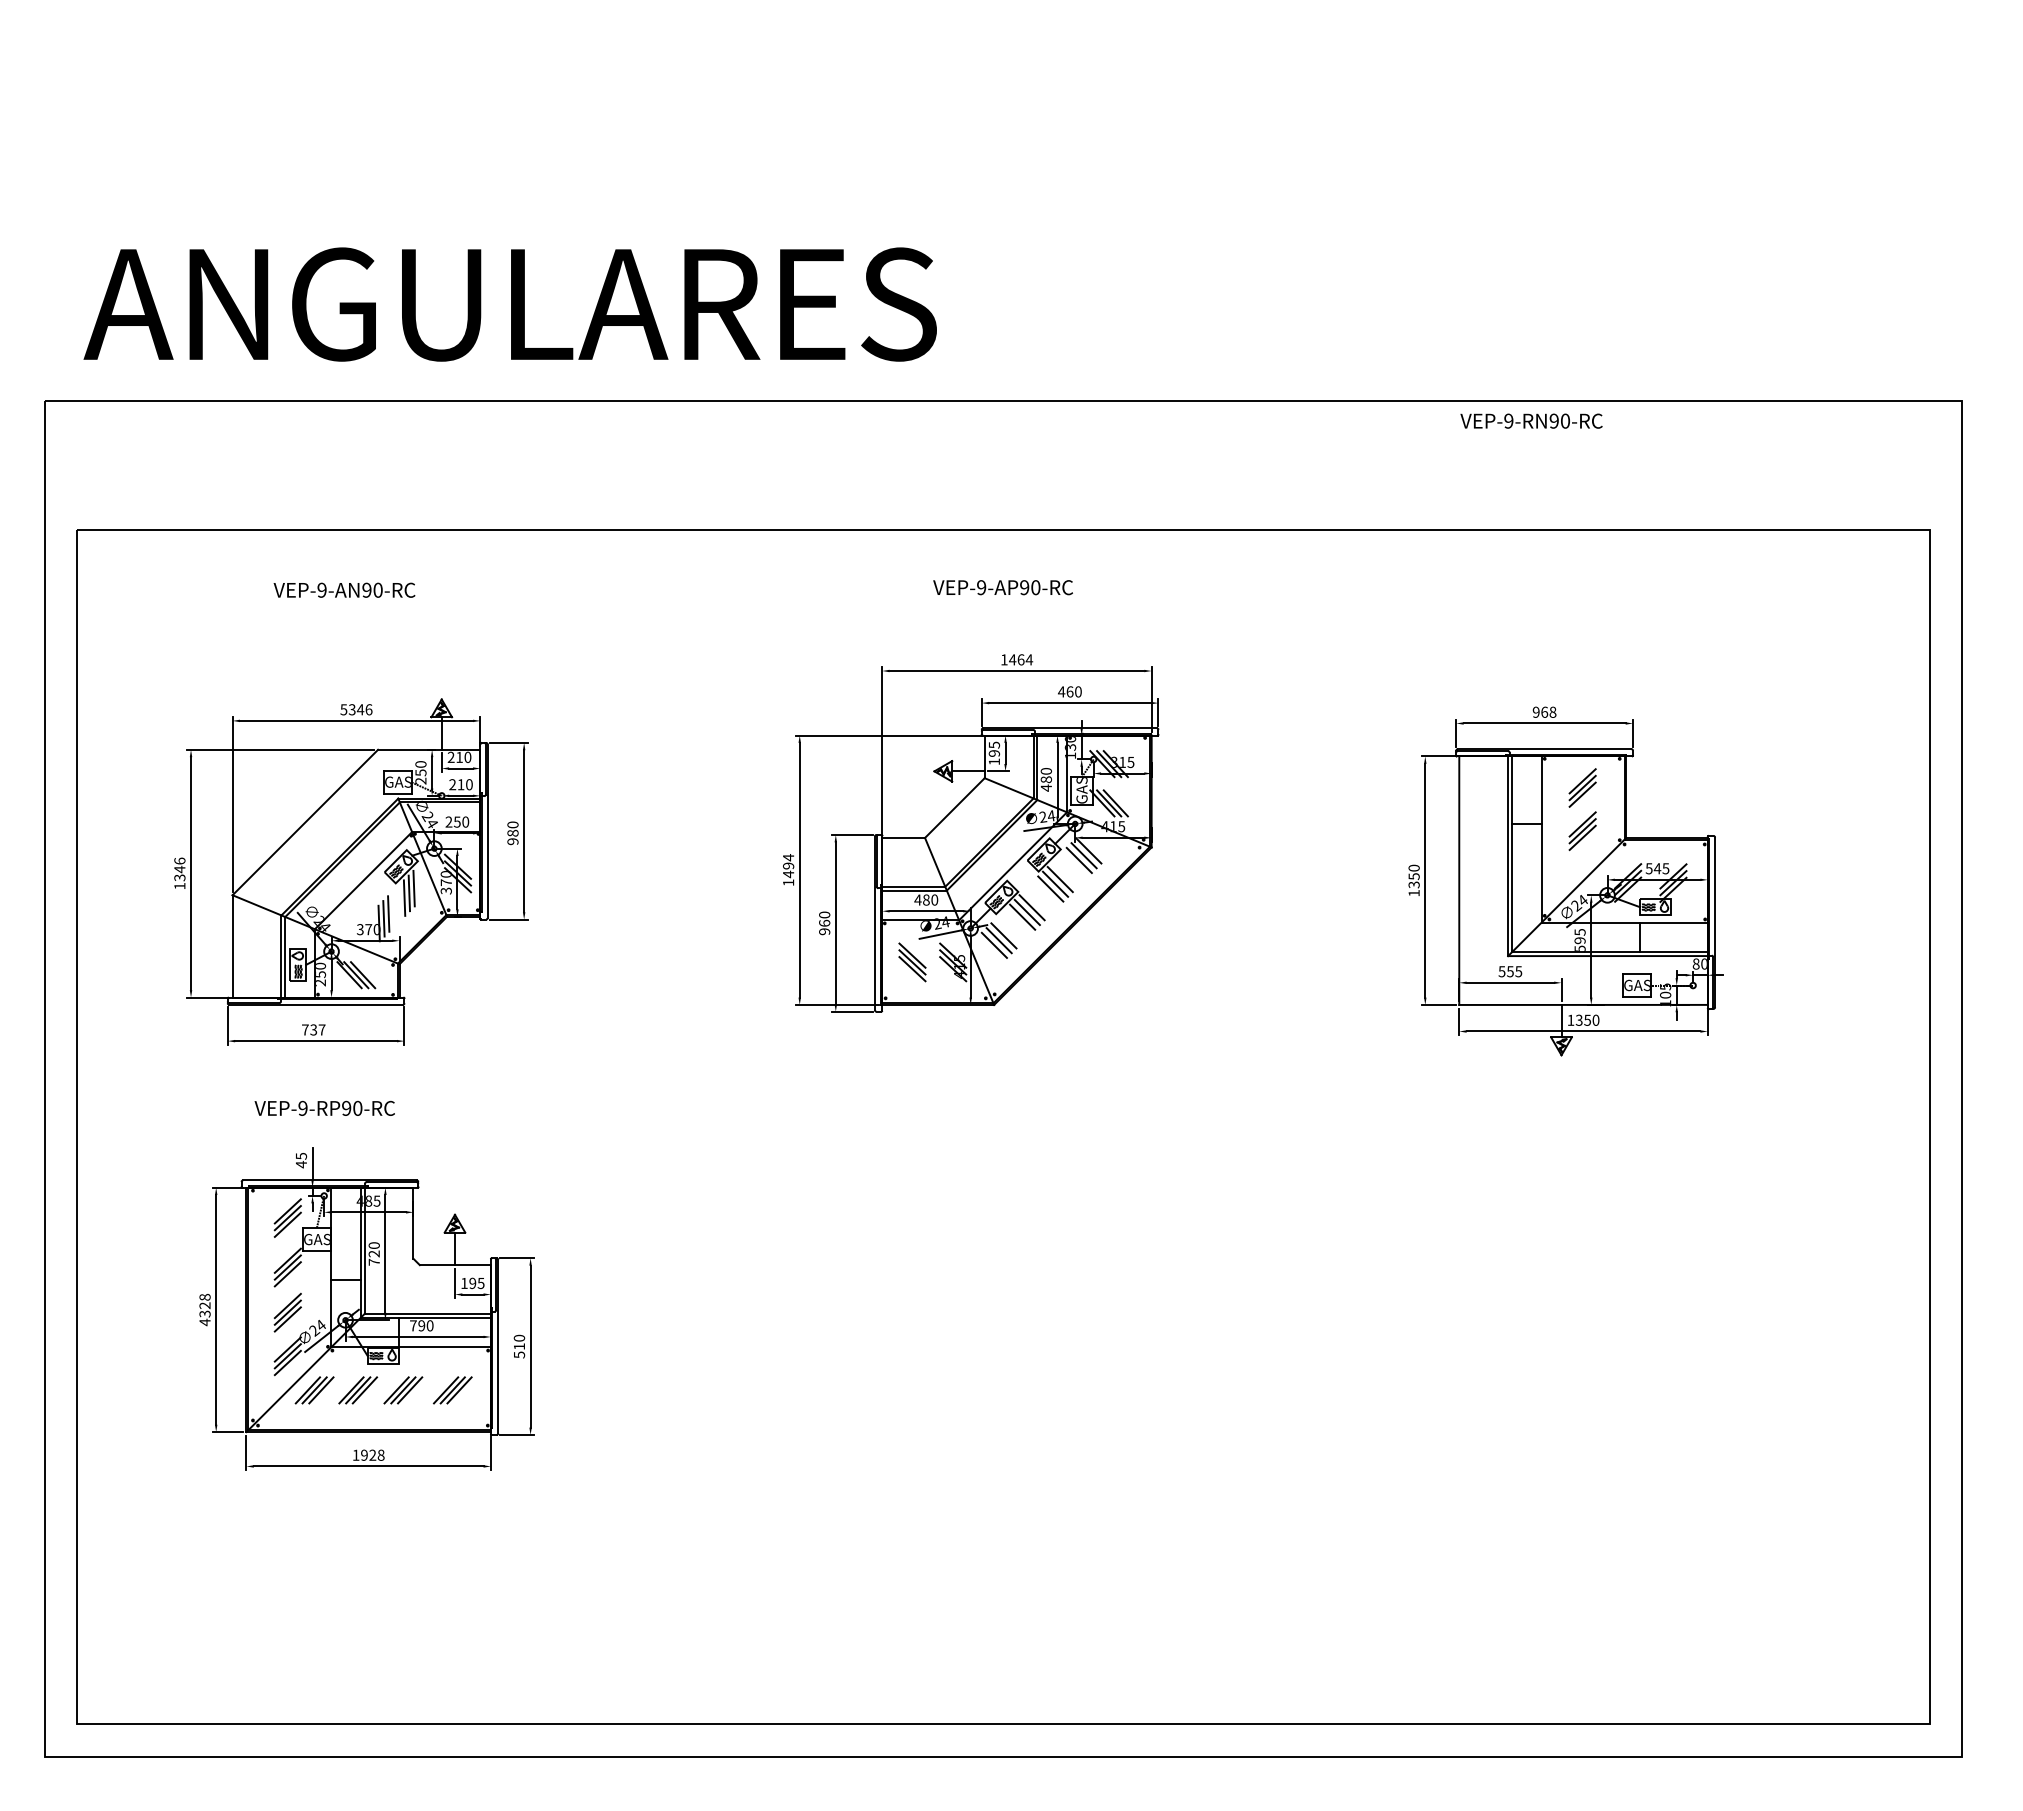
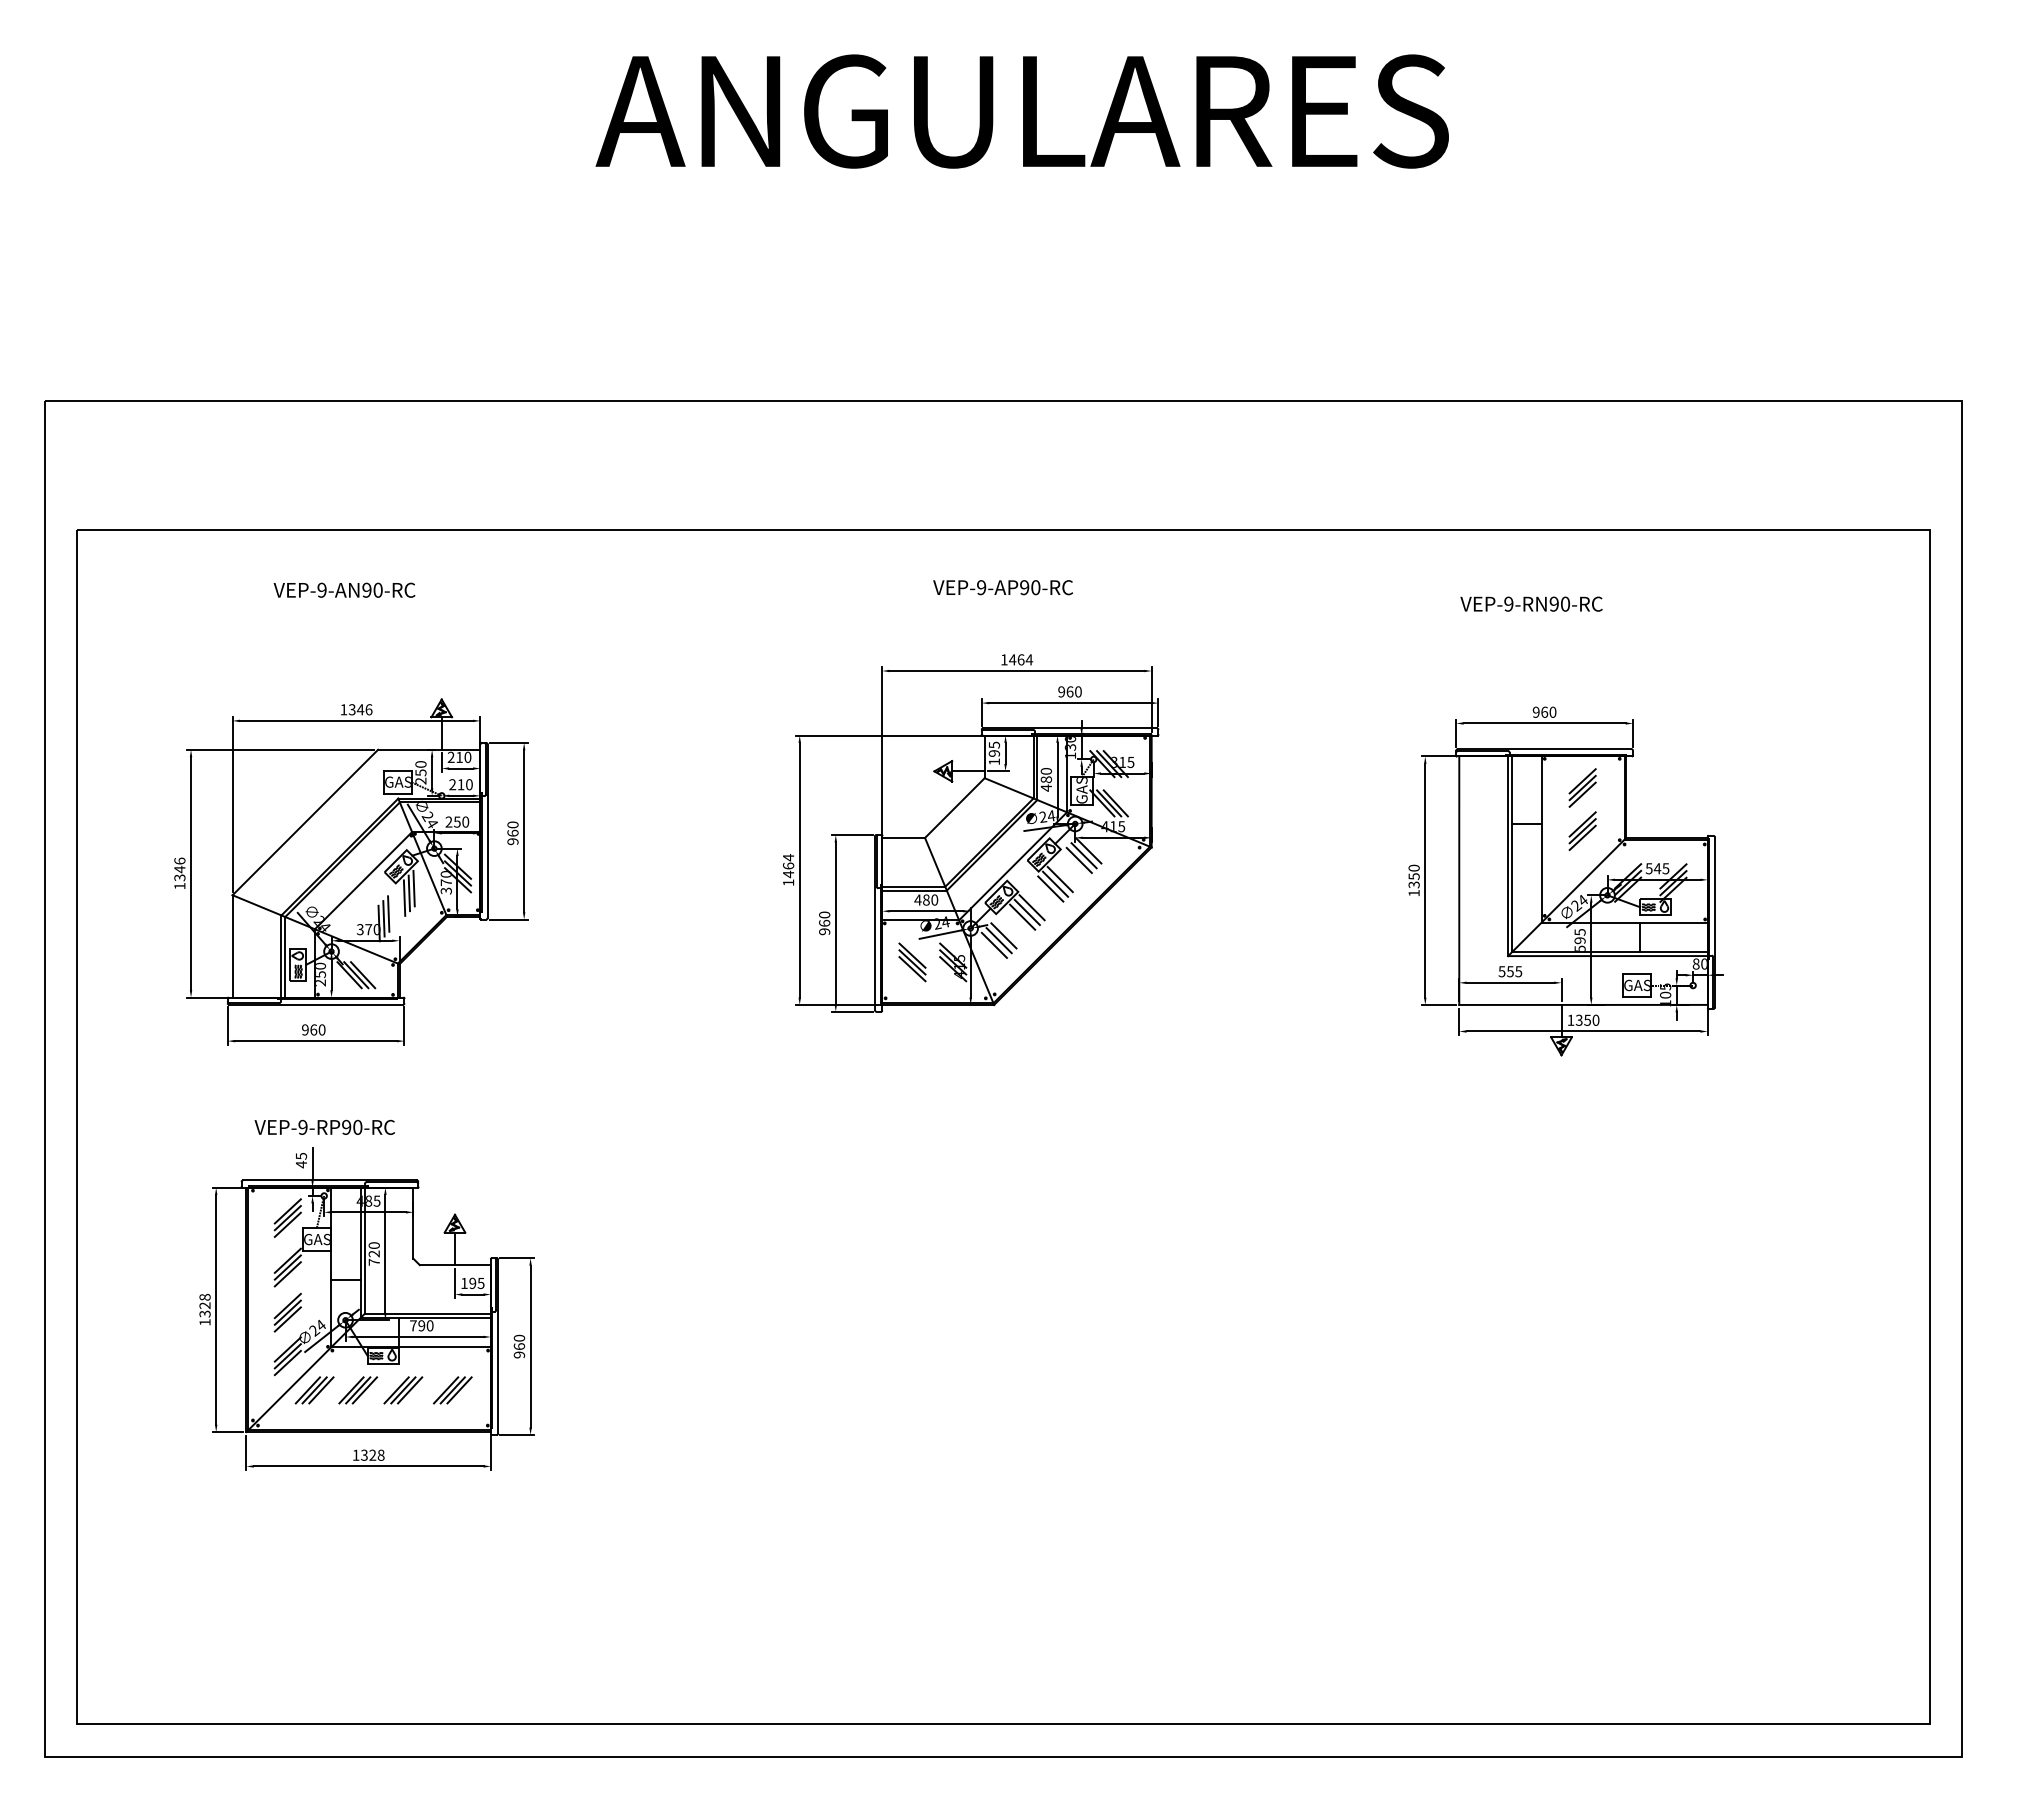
text position: (509, 304) -> (1021, 111) (1021, 111)
text position: (1531, 420) -> (1531, 603) (1531, 603)
text: 460 -> 960 (1061, 691)
text: 5346 -> 1346 (343, 709)
text: 968 -> 960 (1552, 712)
text: 980 -> 960 (512, 832)
text: 1494 -> 1464 (788, 865)
text: 737 -> 960 (313, 1029)
text position: (324, 1107) -> (324, 1126) (324, 1126)
text: 4328 -> 1328 (204, 1322)
text: 510 -> 960 (519, 1350)
text: 1928 -> 1328 (364, 1454)
